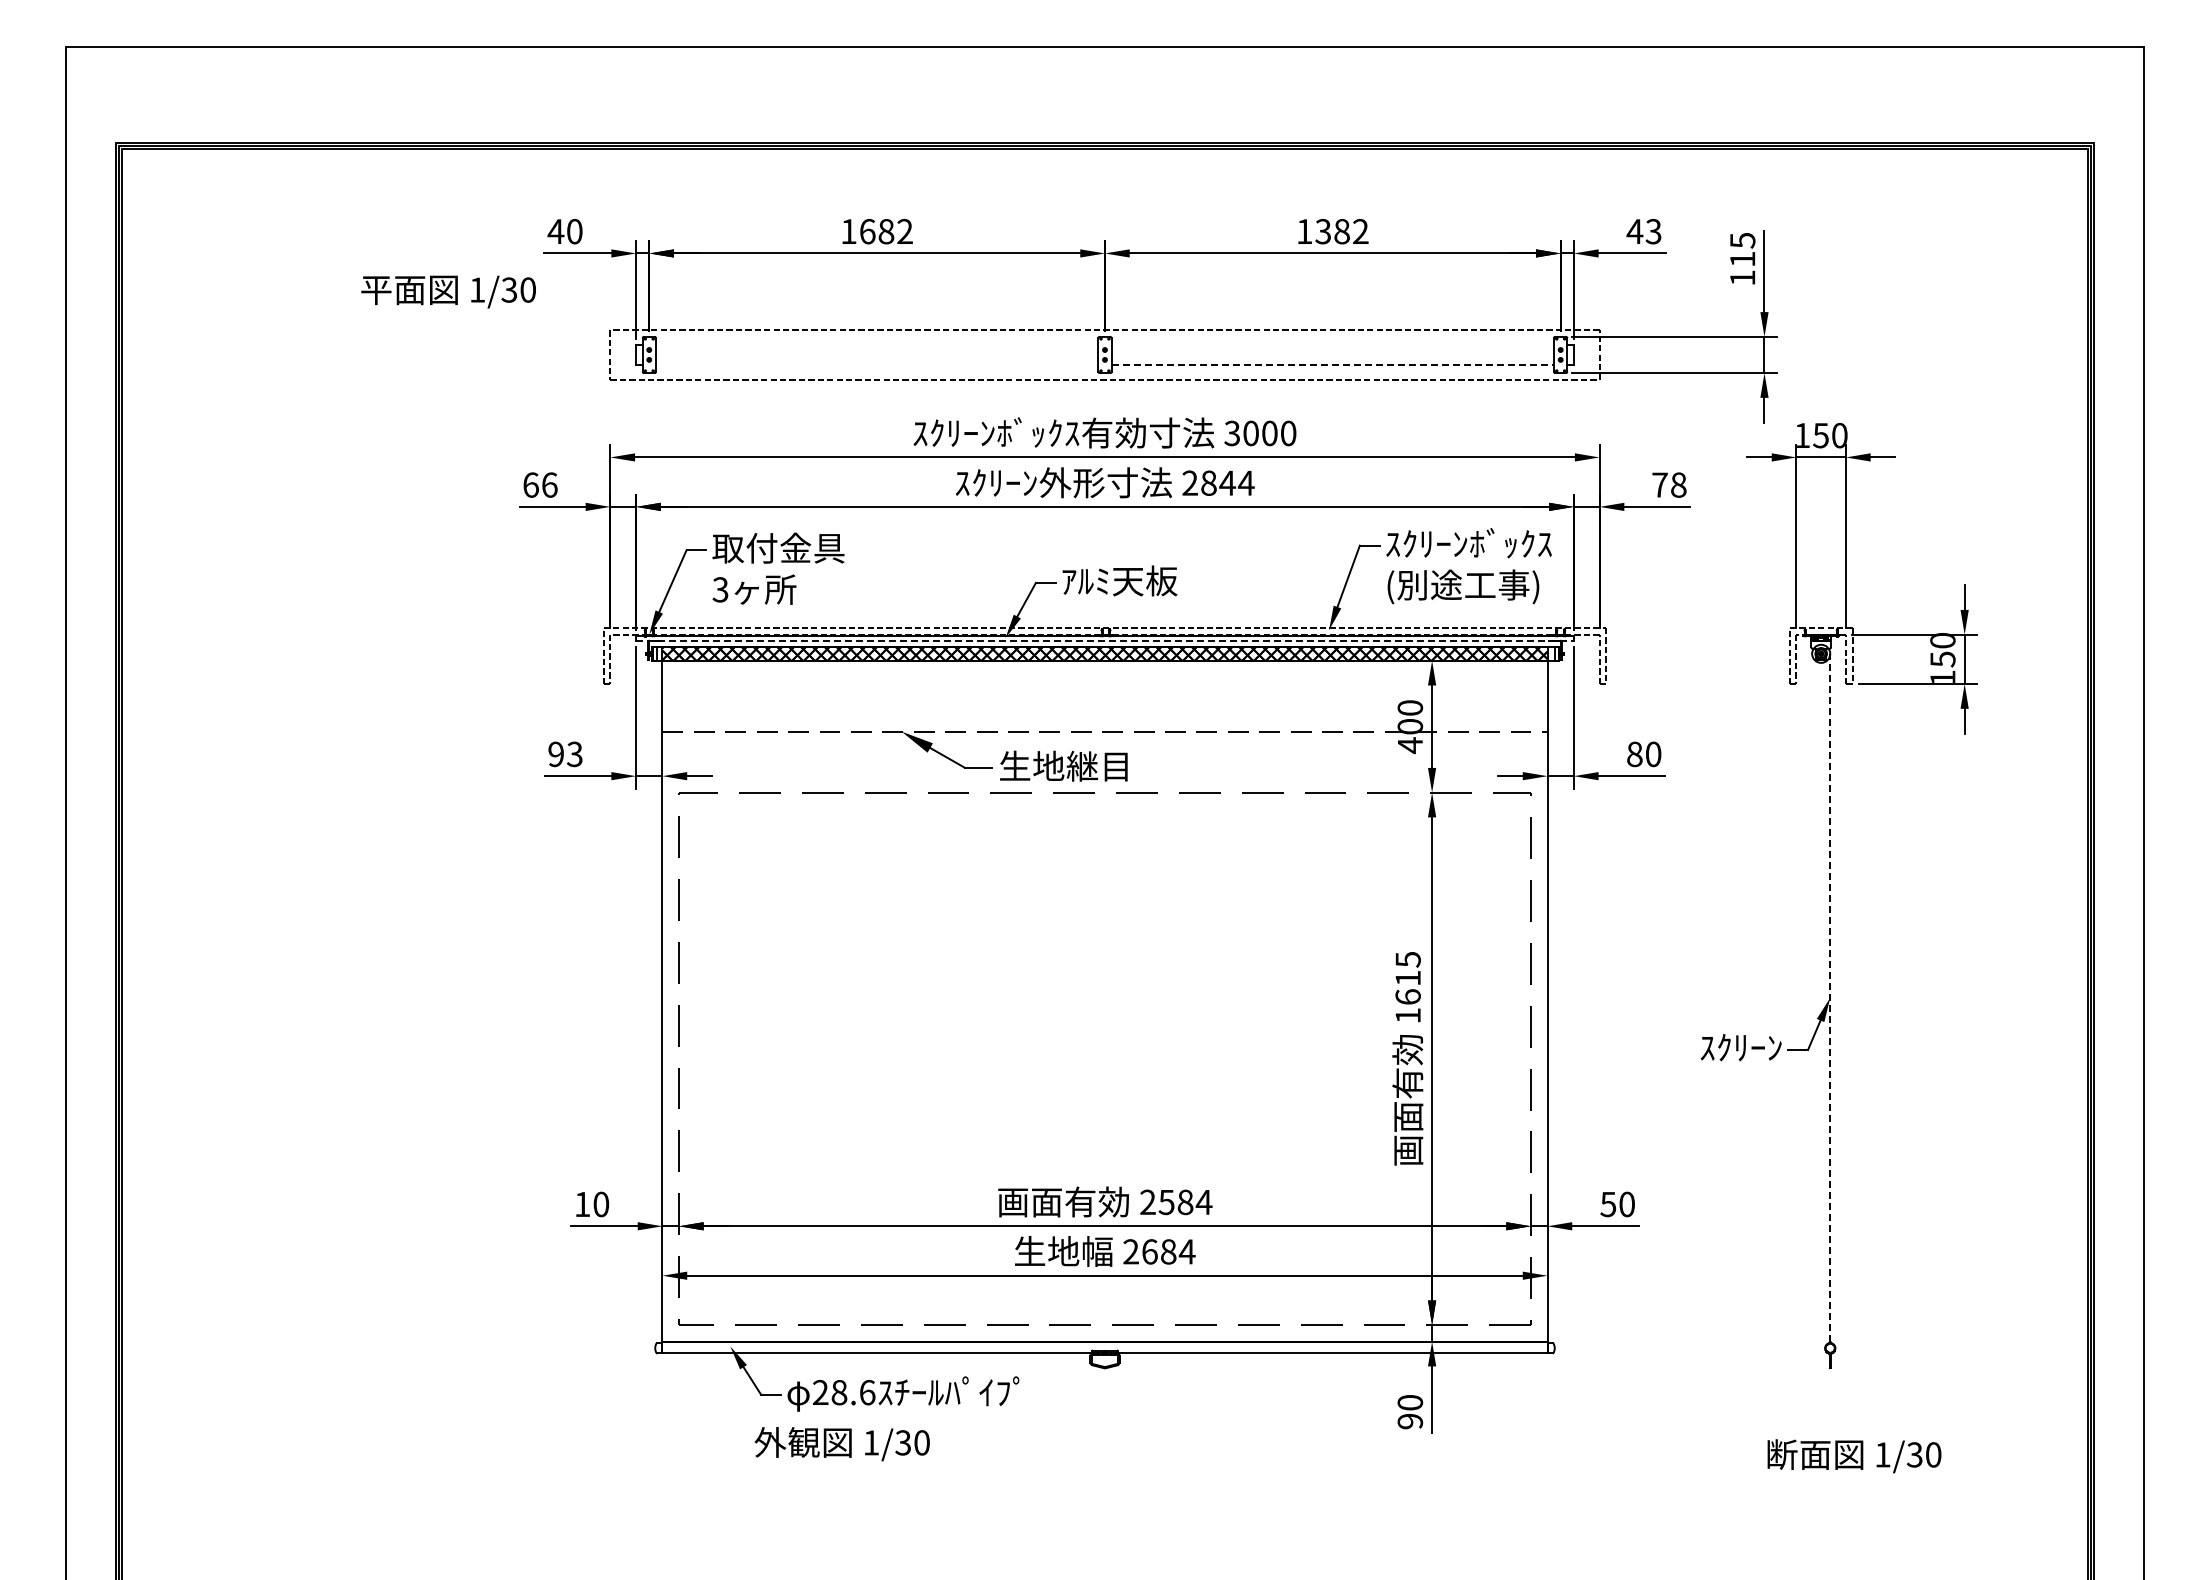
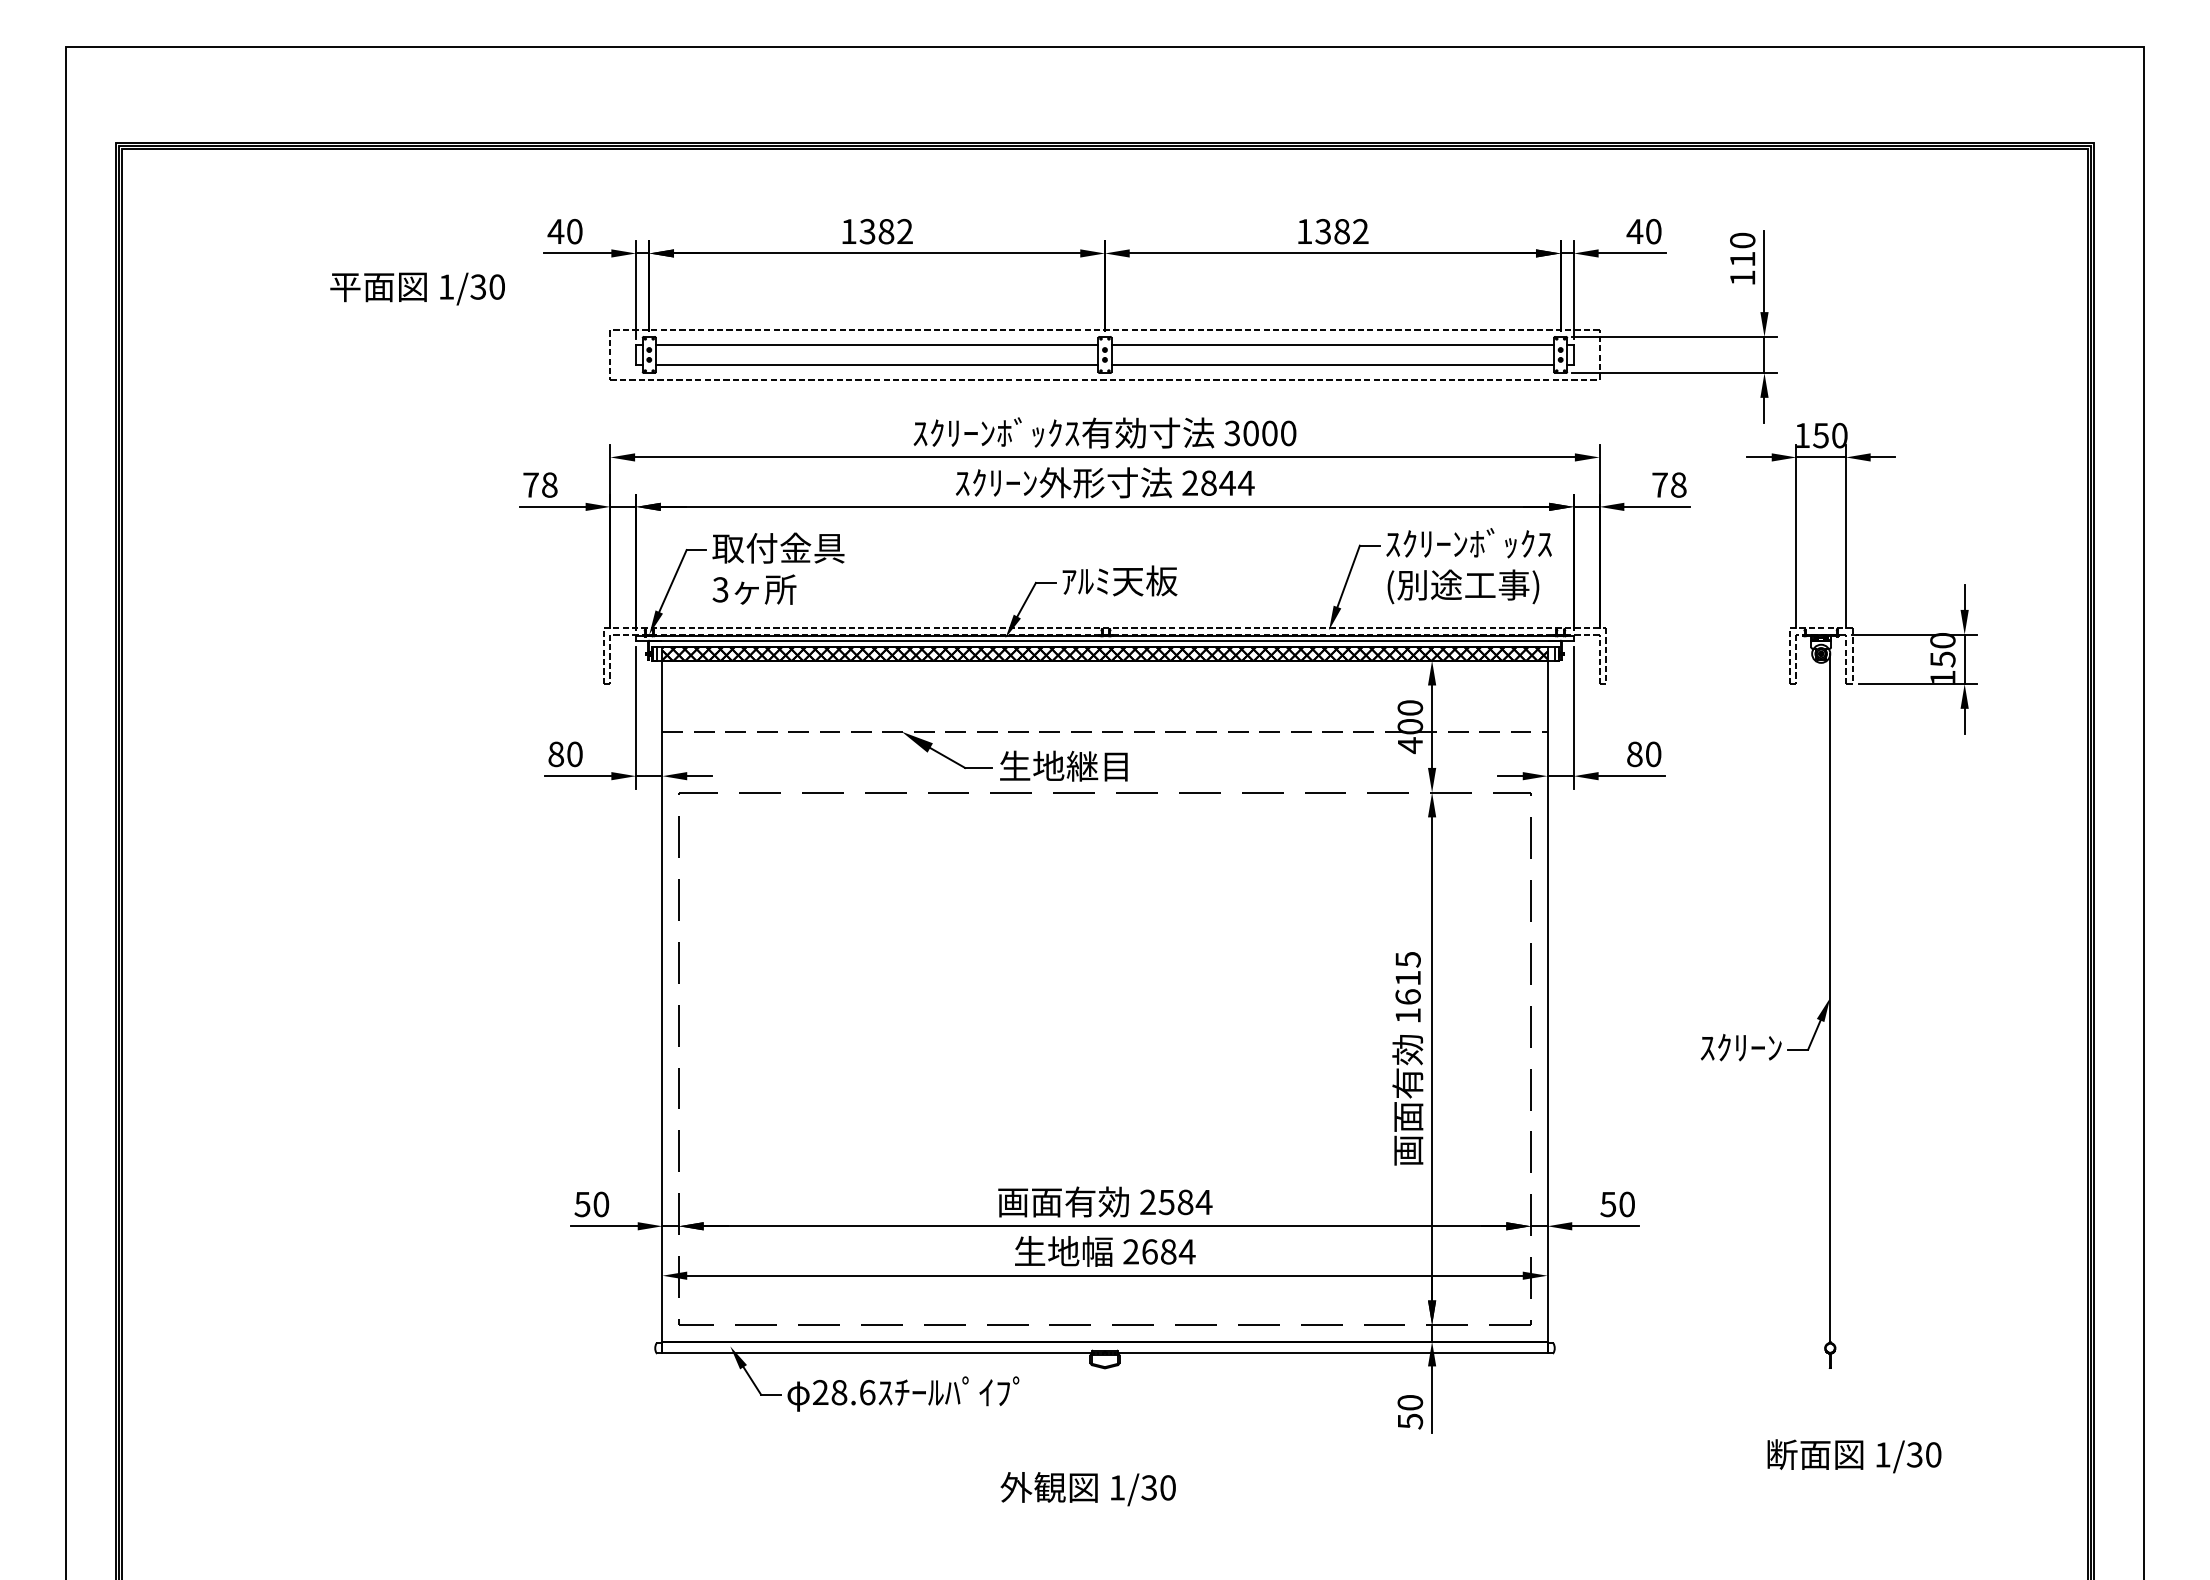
text: 1682 -> 1382 (867, 231)
text: 43 -> 40 (1653, 231)
text: 115 -> 110 (1742, 240)
text position: (448, 291) -> (417, 288) (417, 288)
line: none -> present (876, 345)
line: none -> present (1332, 345)
line: none -> present (876, 364)
line: dashed -> solid (1333, 364)
text: 66 -> 78 (540, 484)
line: dashed -> solid (1105, 640)
text: 93 -> 80 (565, 754)
line: dashed -> solid (1830, 997)
text: 10 -> 50 (582, 1204)
text: 90 -> 50 (1410, 1421)
text position: (841, 1444) -> (1087, 1489) (1087, 1489)
